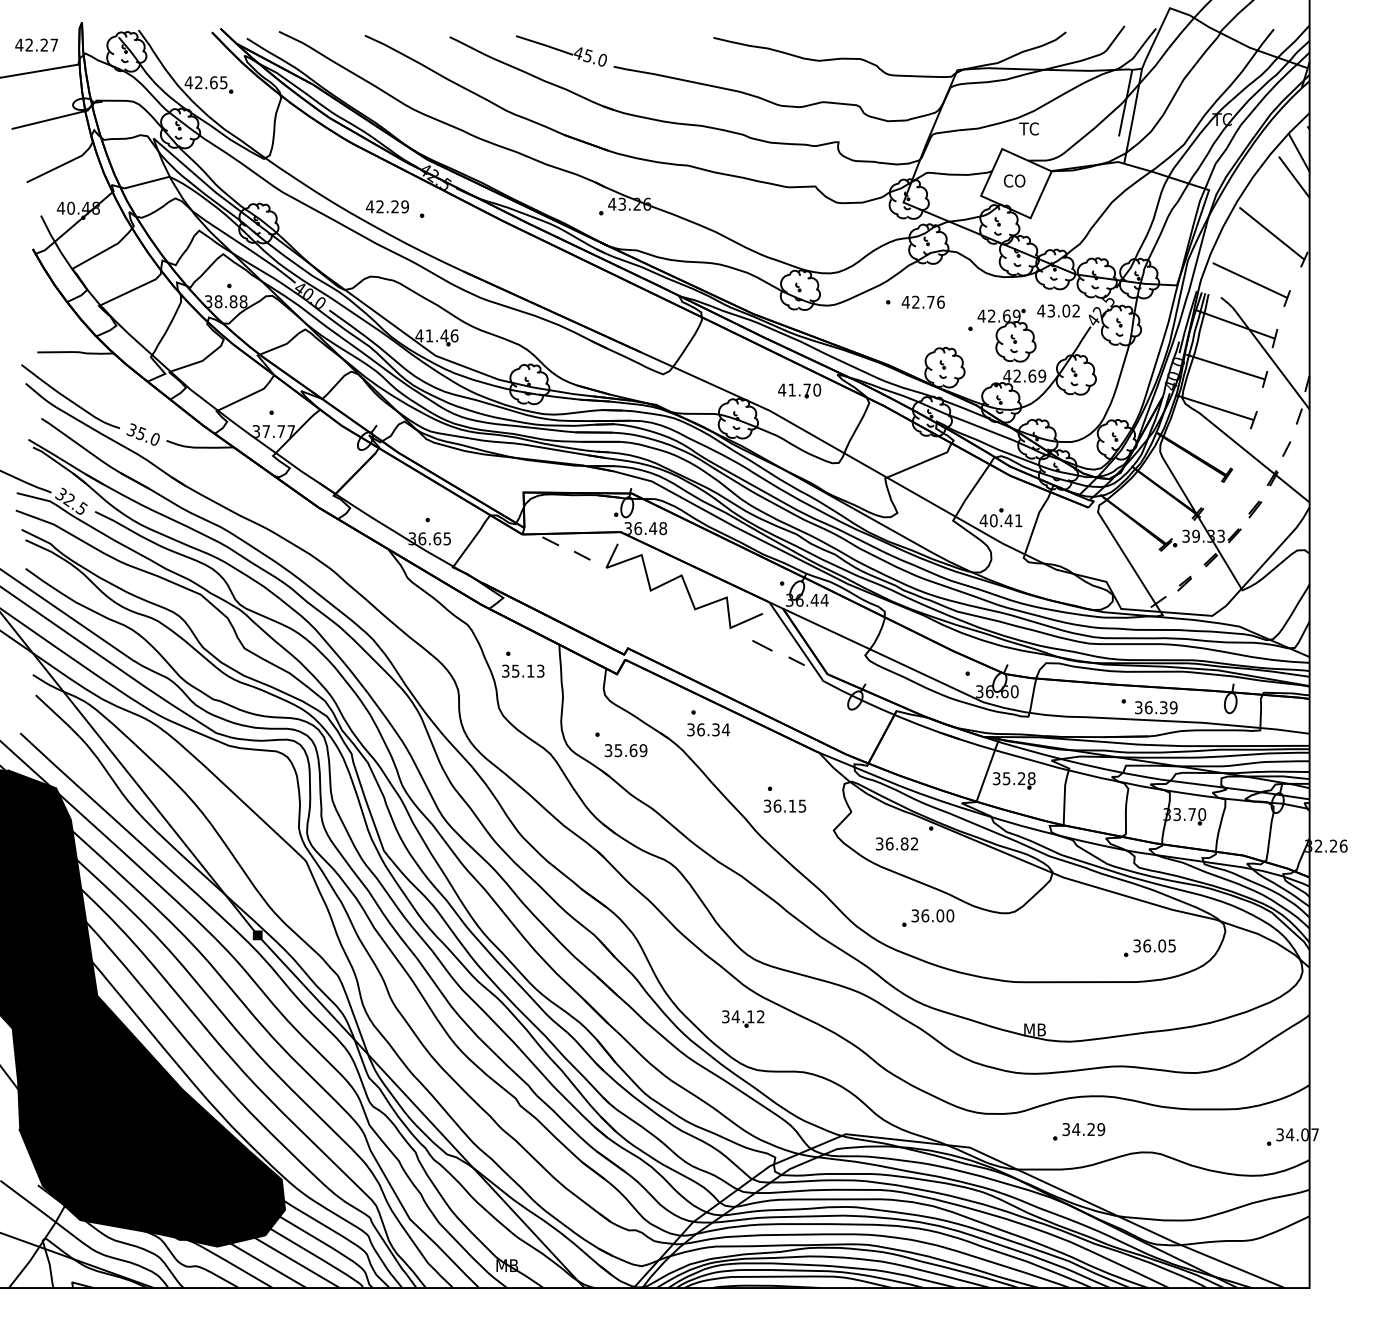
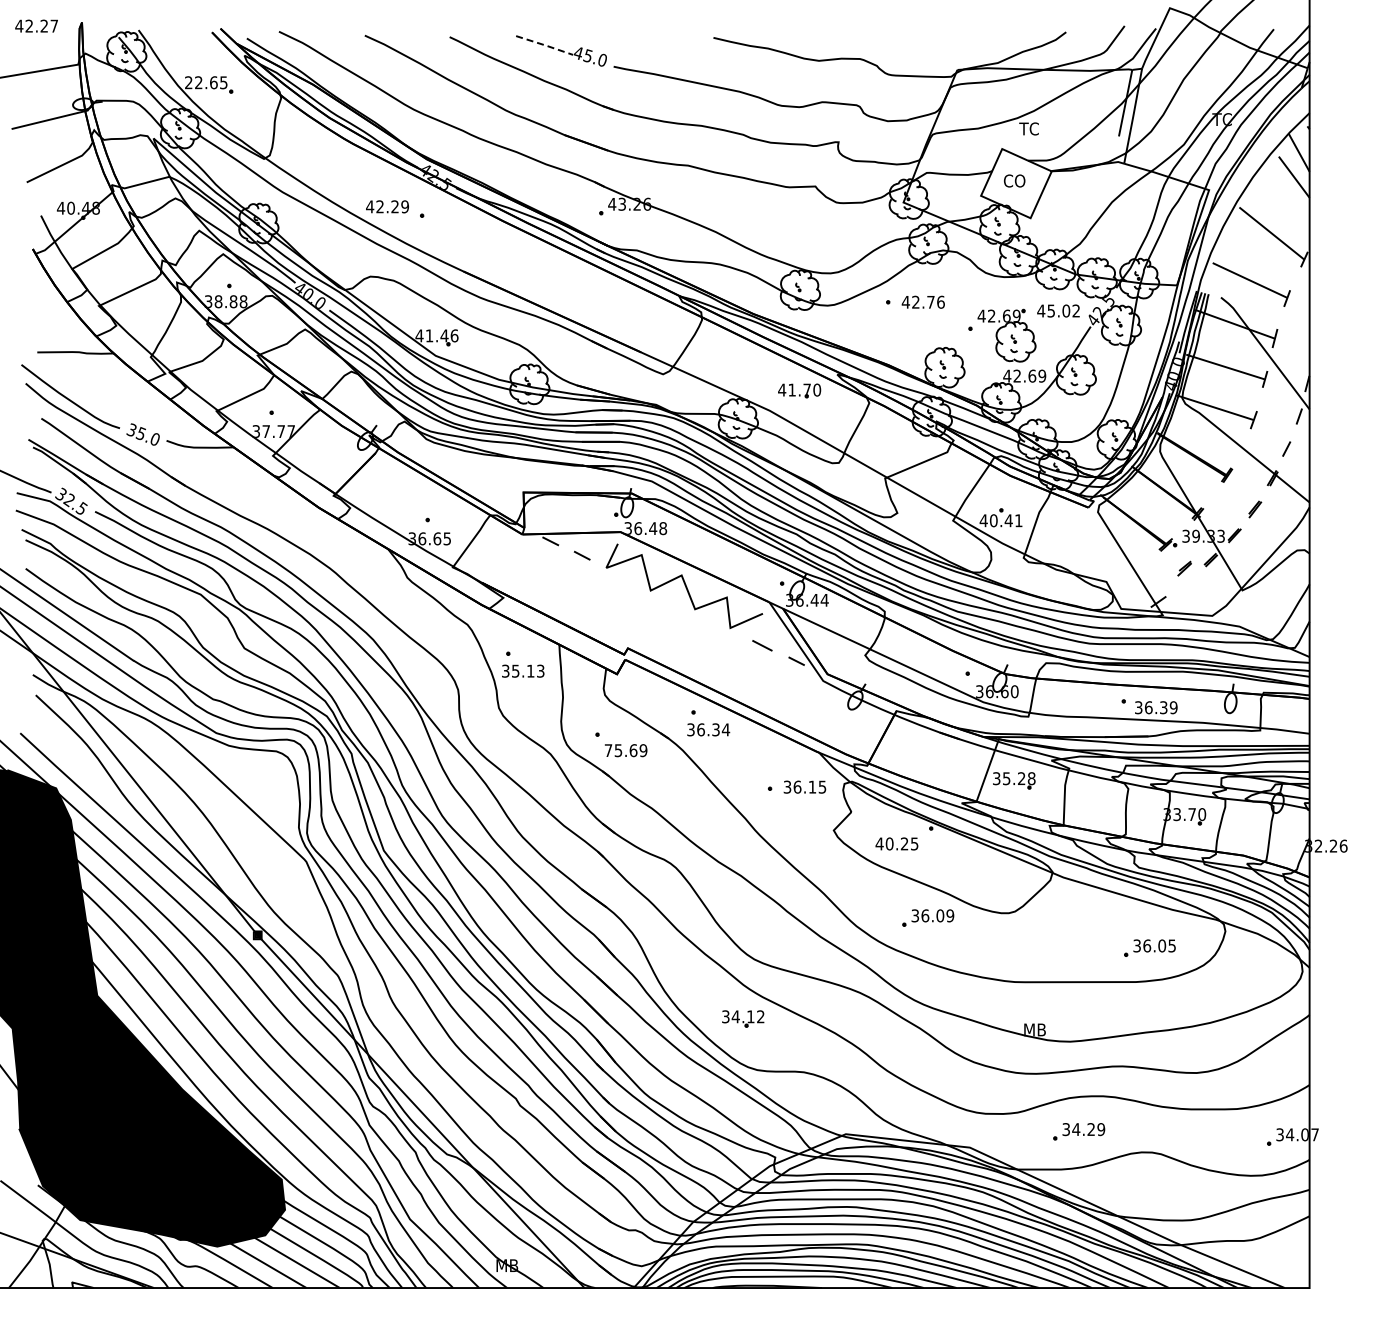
text position: (36, 44) -> (36, 25) (36, 25)
line: solid -> dashed (545, 45)
text: 42.65 -> 22.65 (188, 82)
text: 43.02 -> 45.02 (1050, 310)
part position: (1184, 583) -> (1184, 568) (1184, 568)
text: 35.69 -> 75.69 (608, 750)
text position: (784, 805) -> (804, 786) (804, 786)
text: 36.82 -> 40.25 (896, 843)
text: 36.00 -> 36.09 (950, 915)
